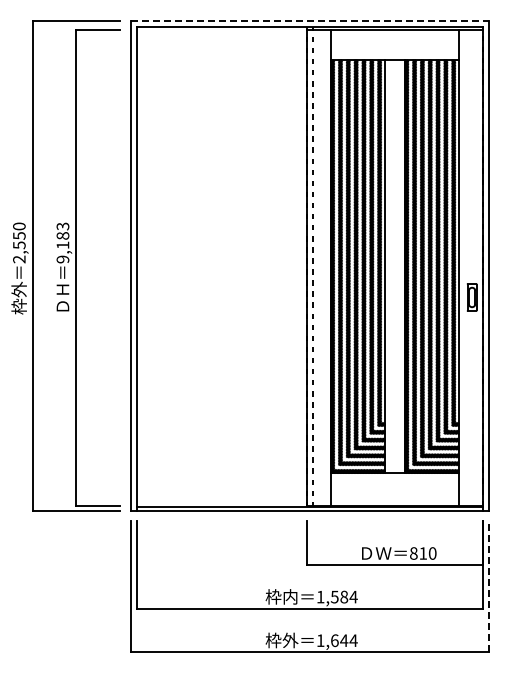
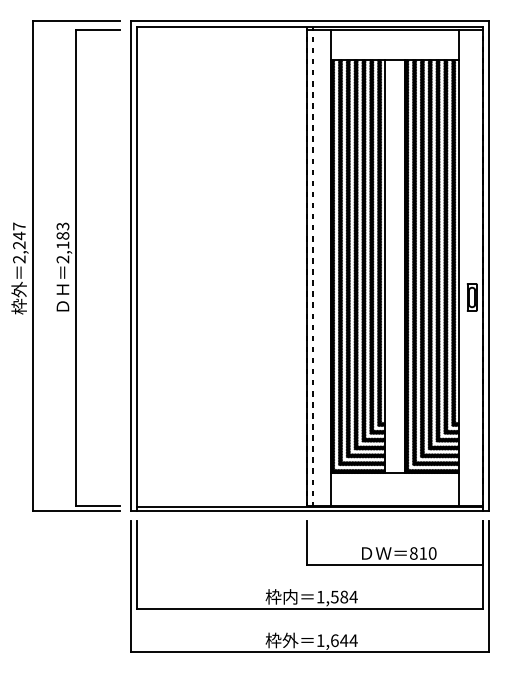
line: dashed -> solid (310, 20)
text: 2,550 -> 2,247 (19, 235)
text: 9,183 -> 2,183 (63, 259)
line: dashed -> solid (489, 586)
